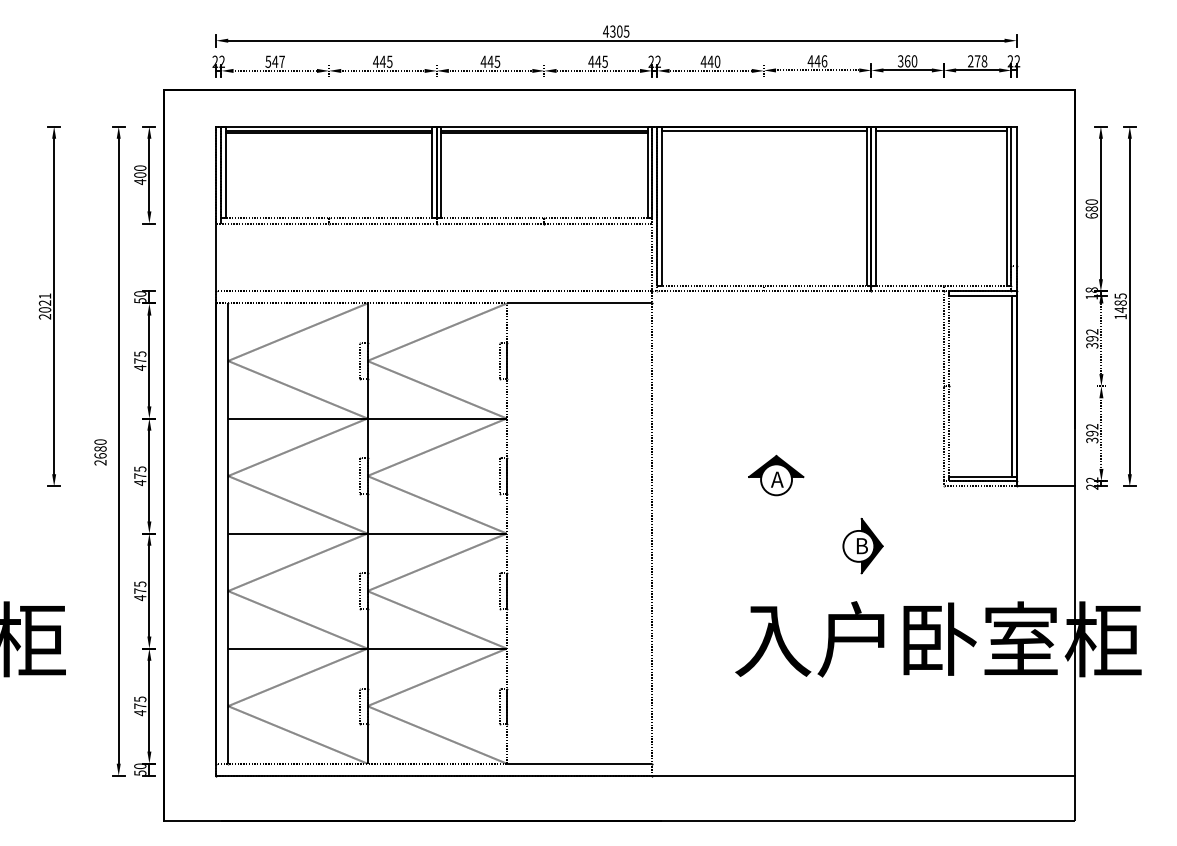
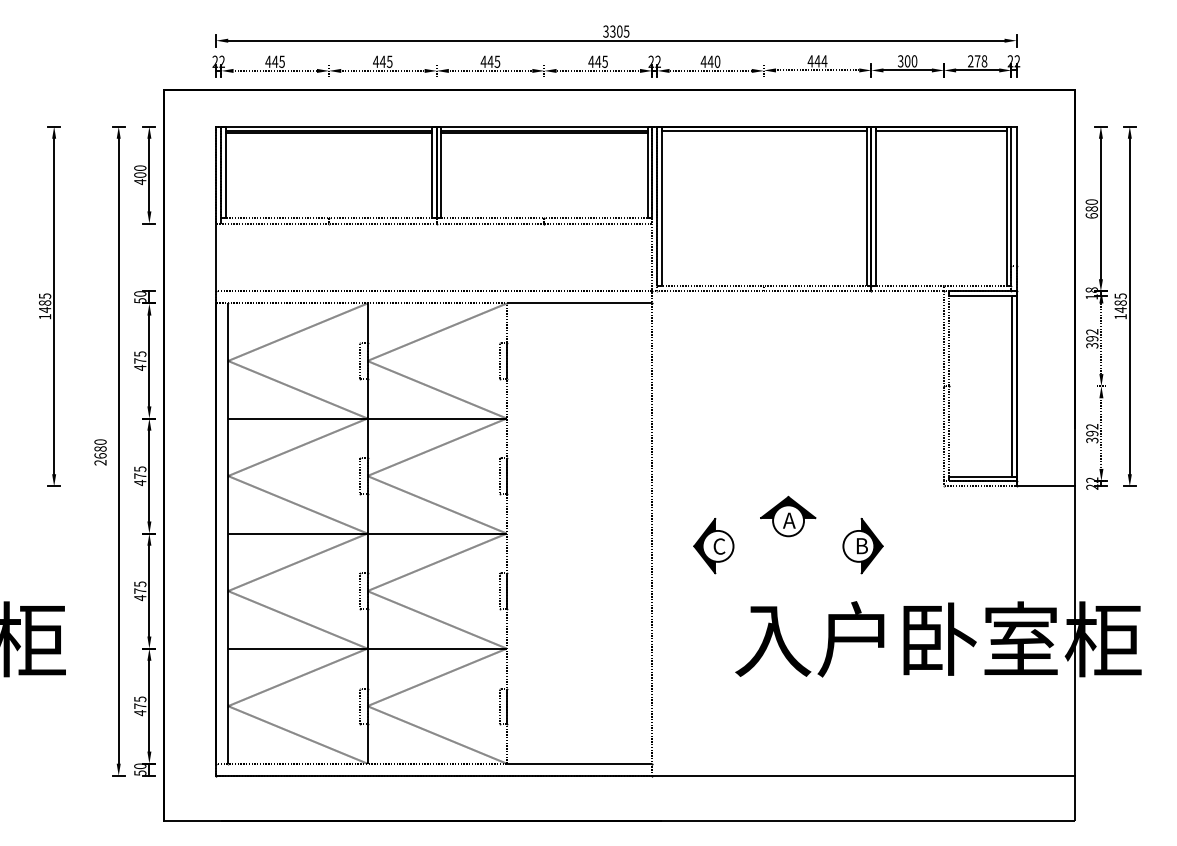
text: 4305 -> 3305 (606, 31)
text: 547 -> 445 (274, 61)
text: 446 -> 444 (824, 61)
text: 360 -> 300 (907, 61)
text: 2021 -> 1485 (44, 306)
part position: (776, 475) -> (788, 516) (788, 516)
part: none -> present (713, 546)
